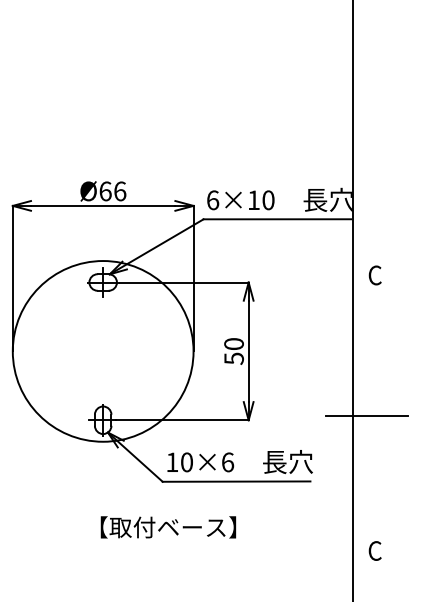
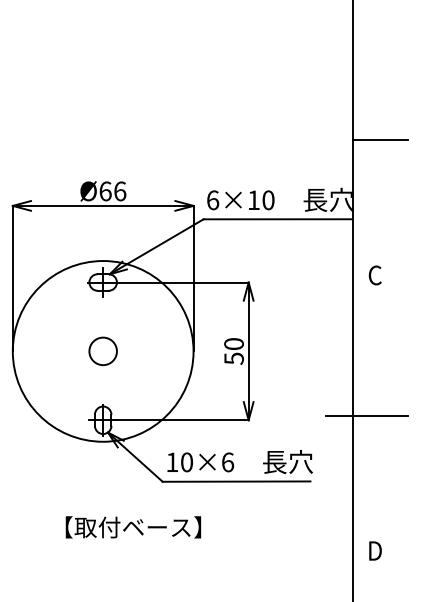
line: none -> present (380, 140)
circle: none -> present (102, 351)
text position: (168, 527) -> (133, 527) (133, 527)
text: C -> D (374, 550)
